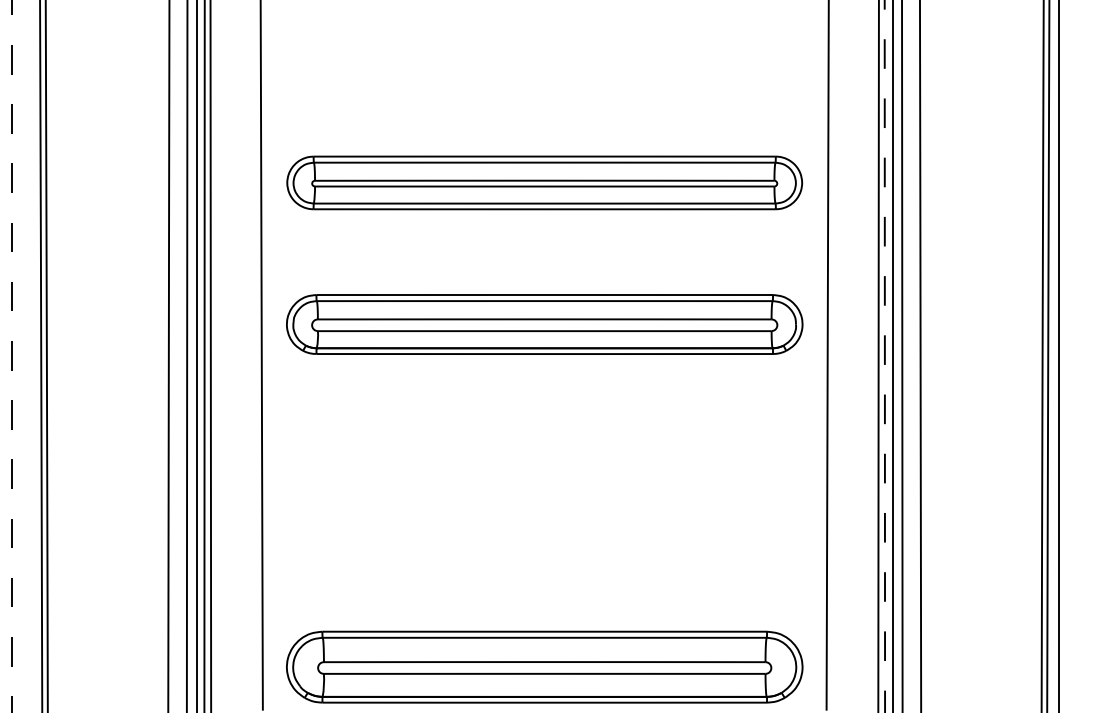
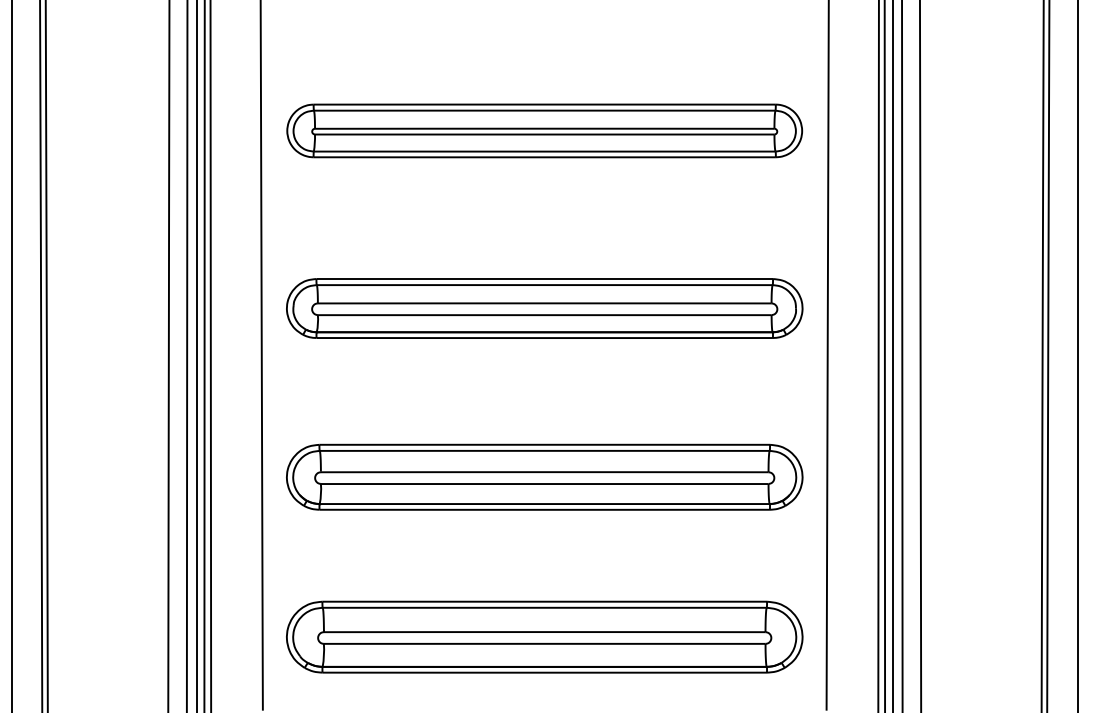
part position: (544, 182) -> (544, 130) (544, 130)
part position: (544, 324) -> (544, 308) (544, 308)
line position: (1058, 355) -> (1077, 355) (1077, 355)
line: dashed -> solid (11, 356)
line: dashed -> solid (884, 356)
part: none -> present (544, 476)
part position: (544, 666) -> (544, 636) (544, 636)
